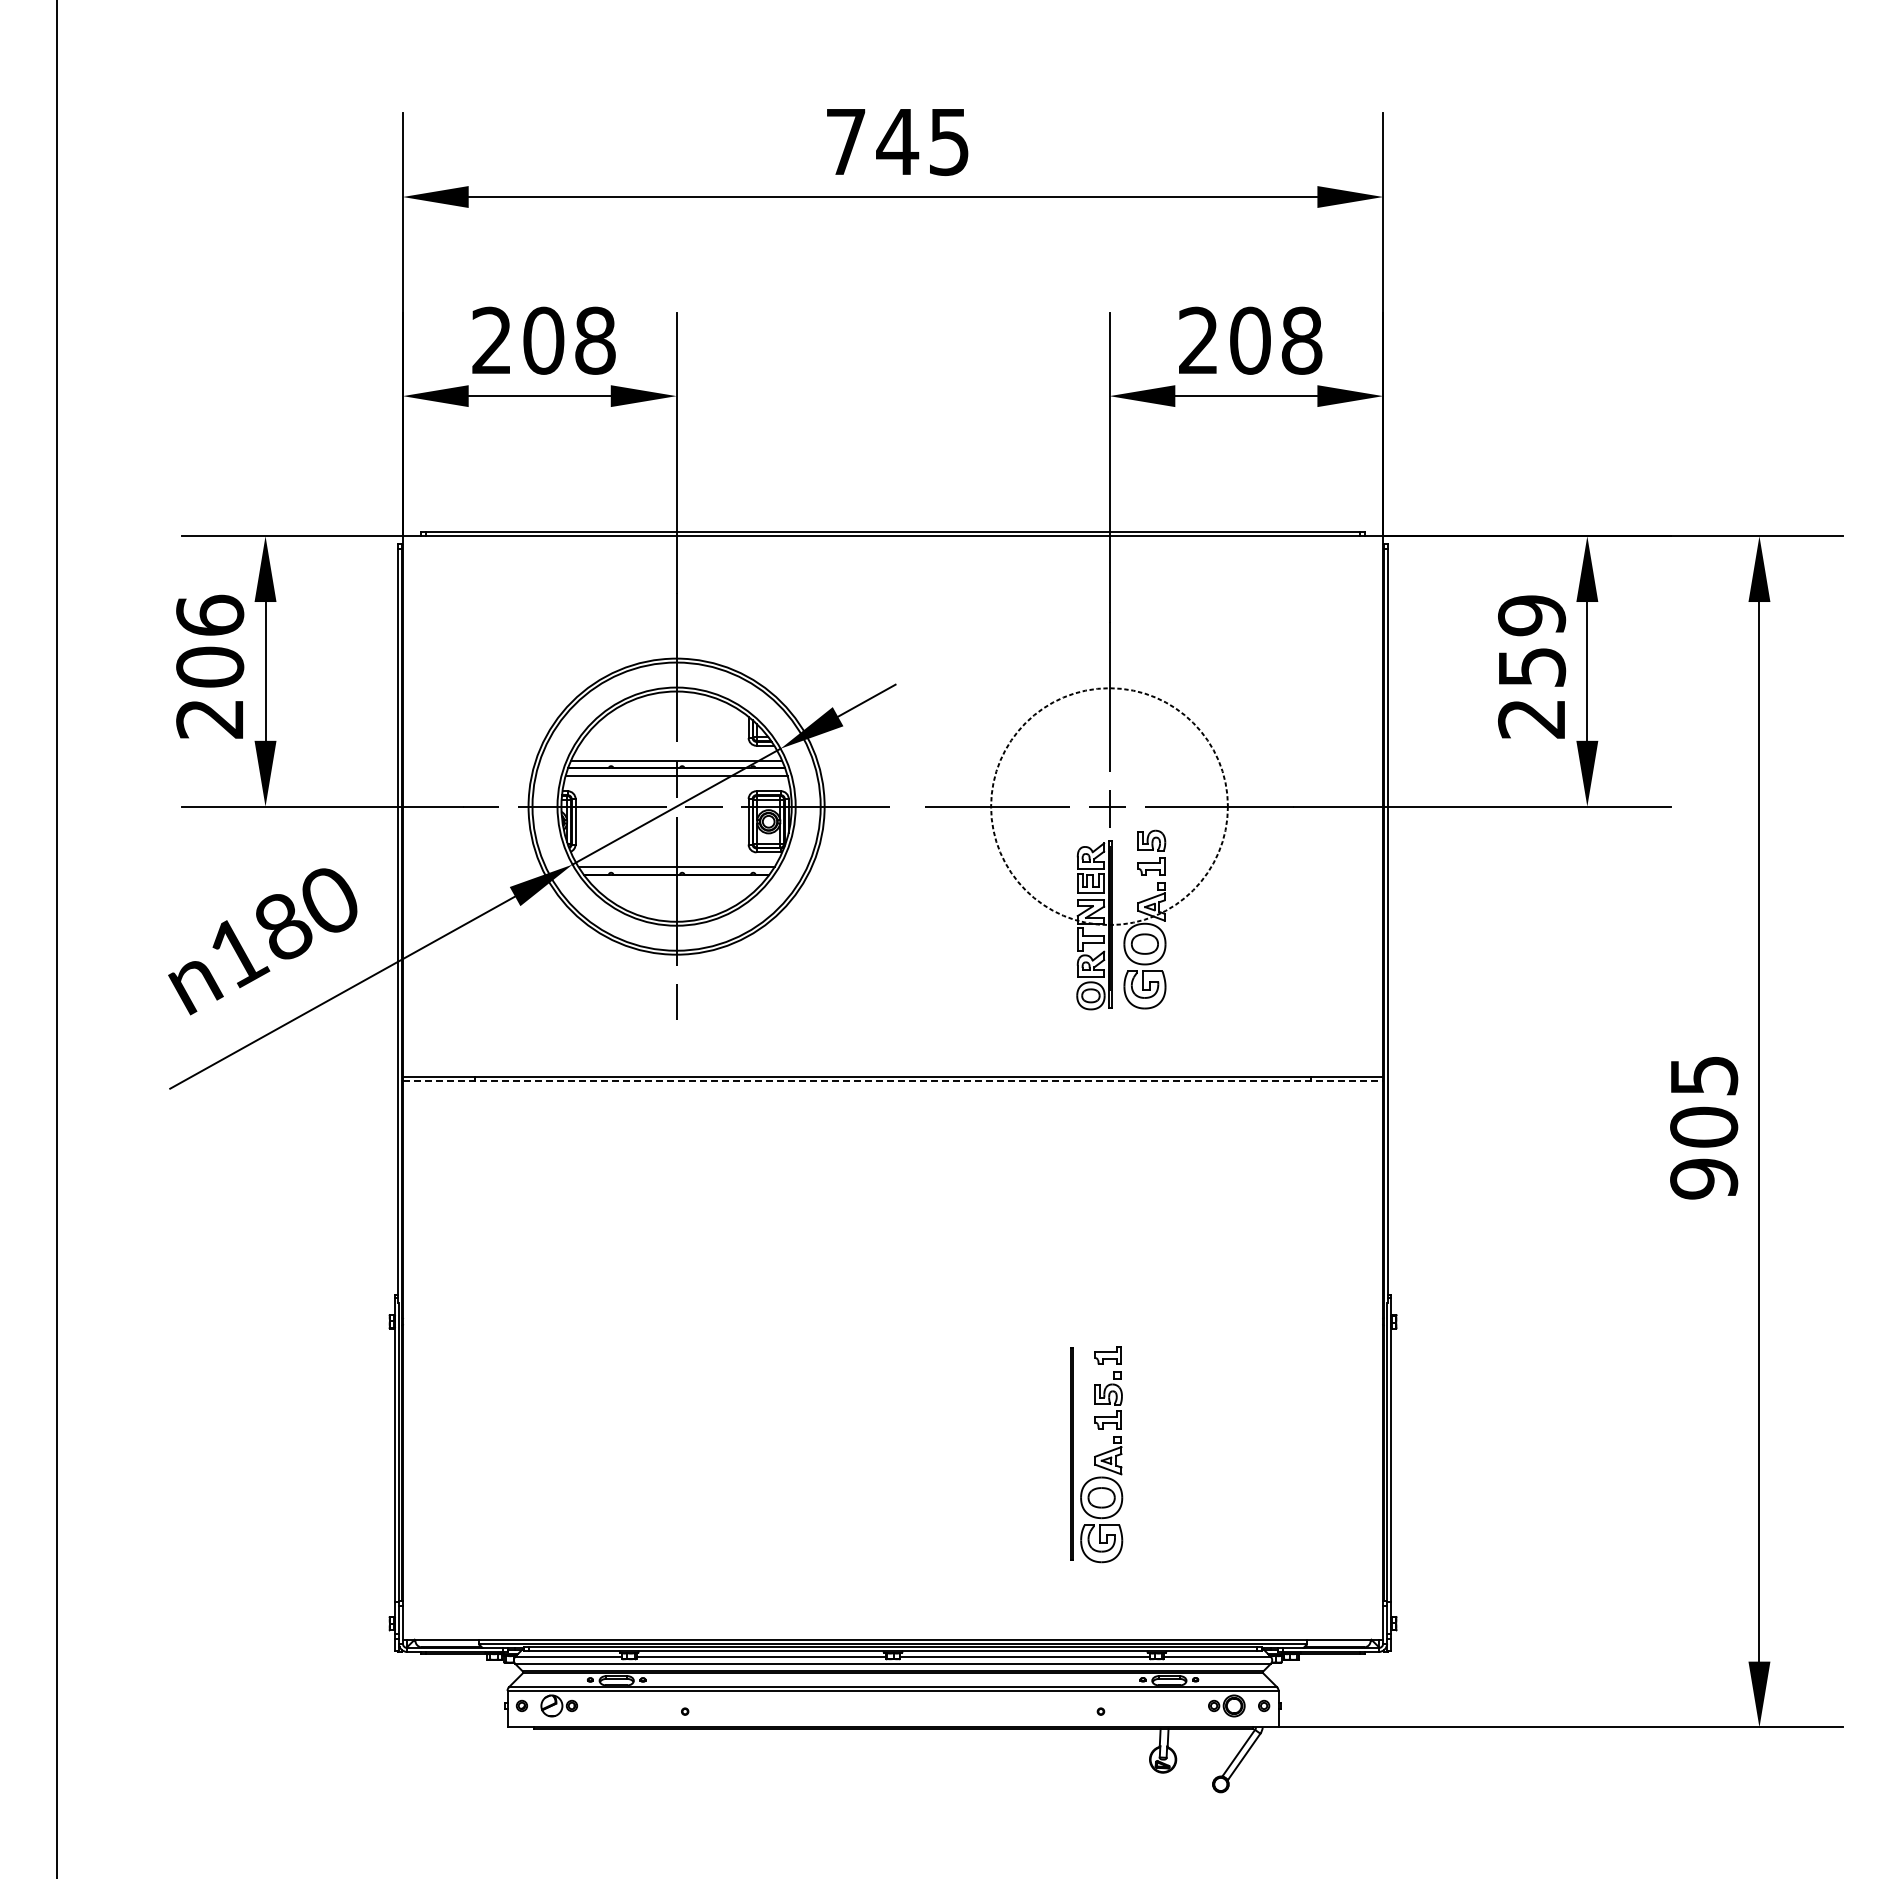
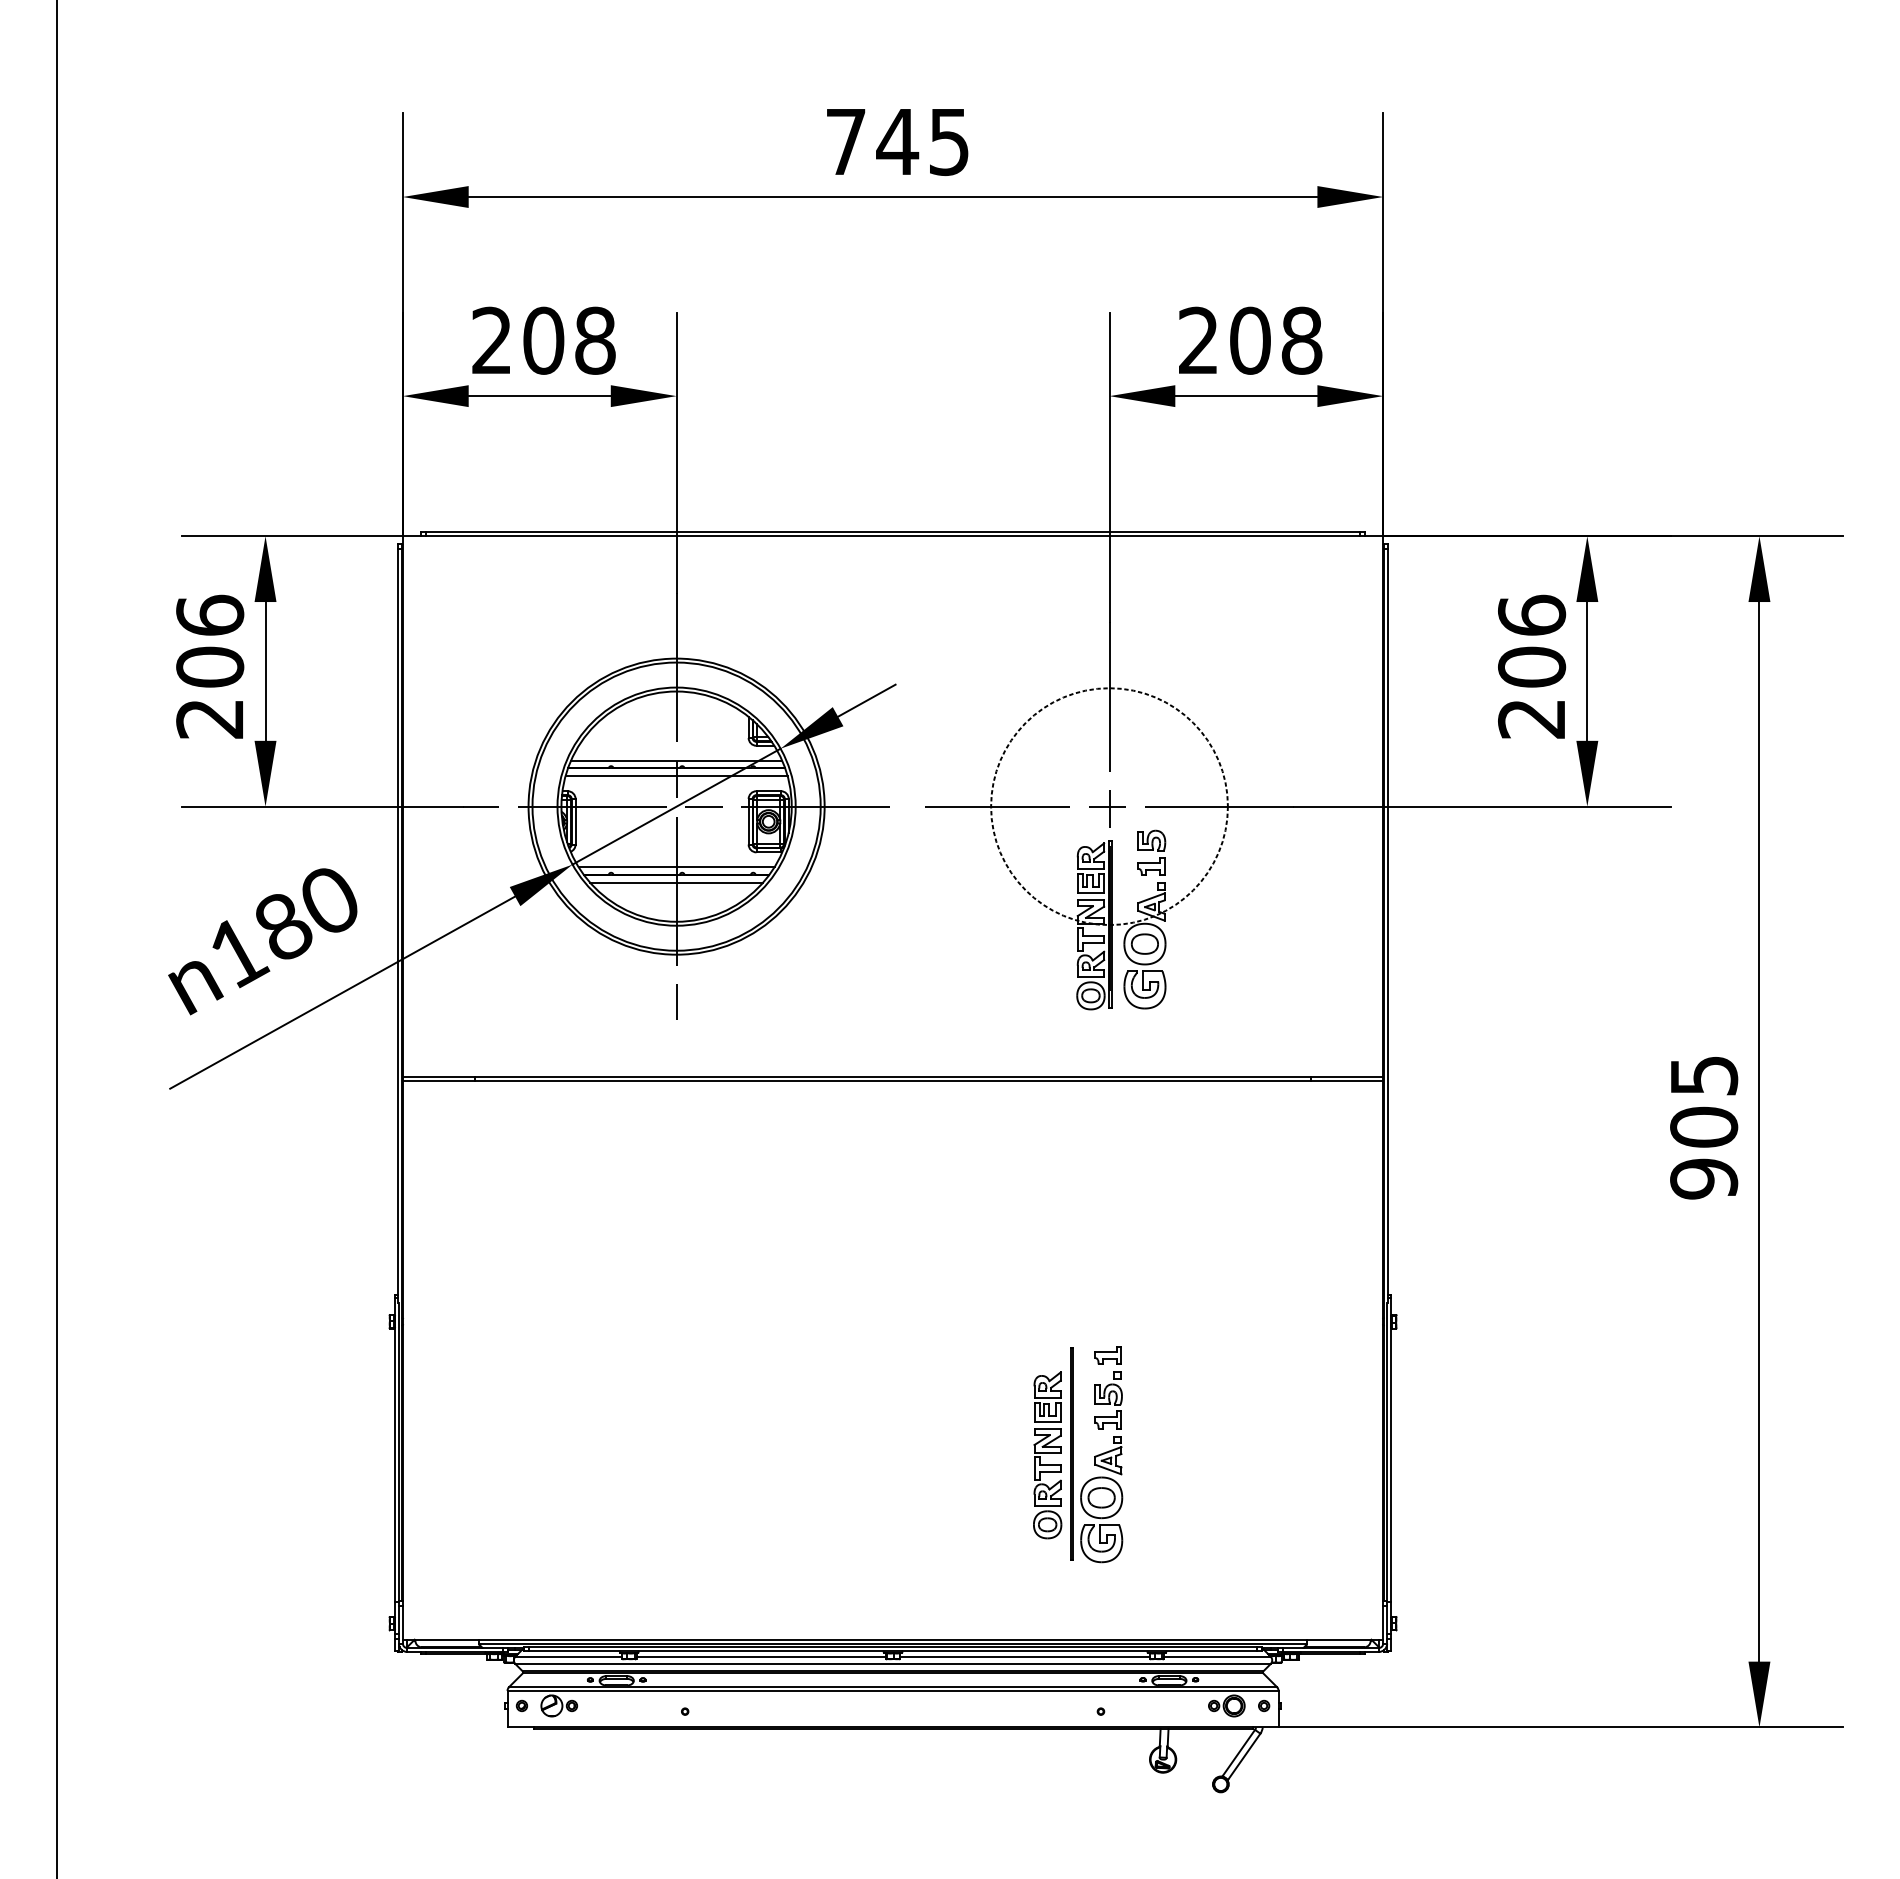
text: 259 -> 206 (1532, 640)
line: none -> present (676, 882)
line: dashed -> solid (893, 1081)
part: none -> present (1047, 1455)
